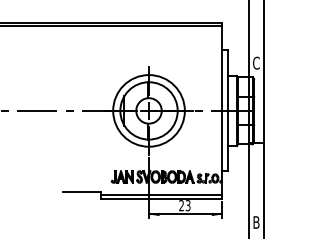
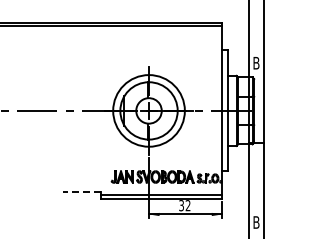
text: C -> B (256, 62)
line: solid -> dashed (81, 192)
text: 23 -> 32 (184, 205)
